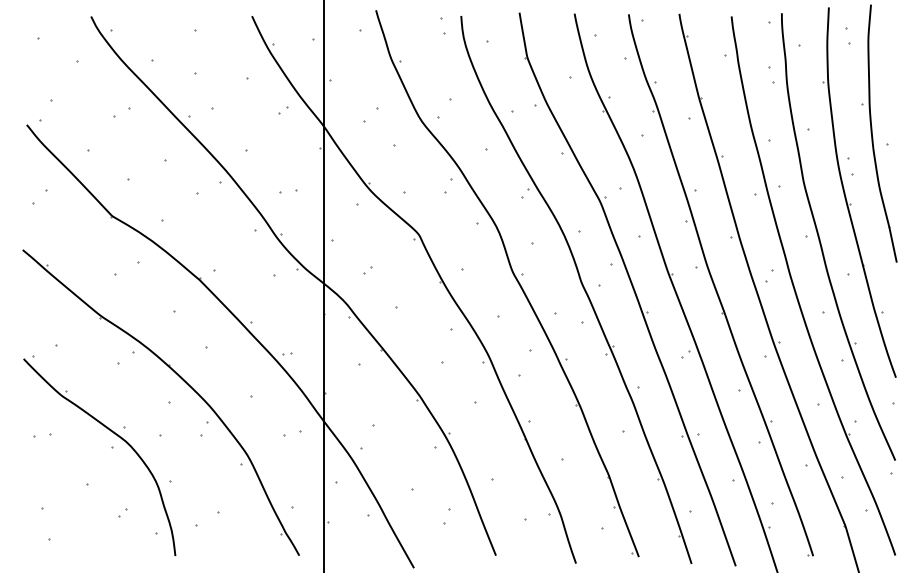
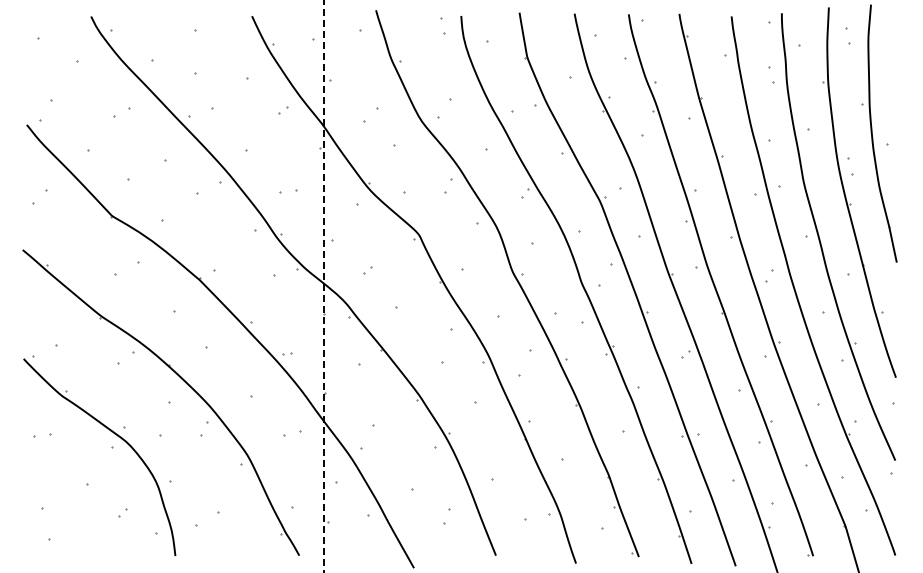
line: solid -> dashed (324, 286)
